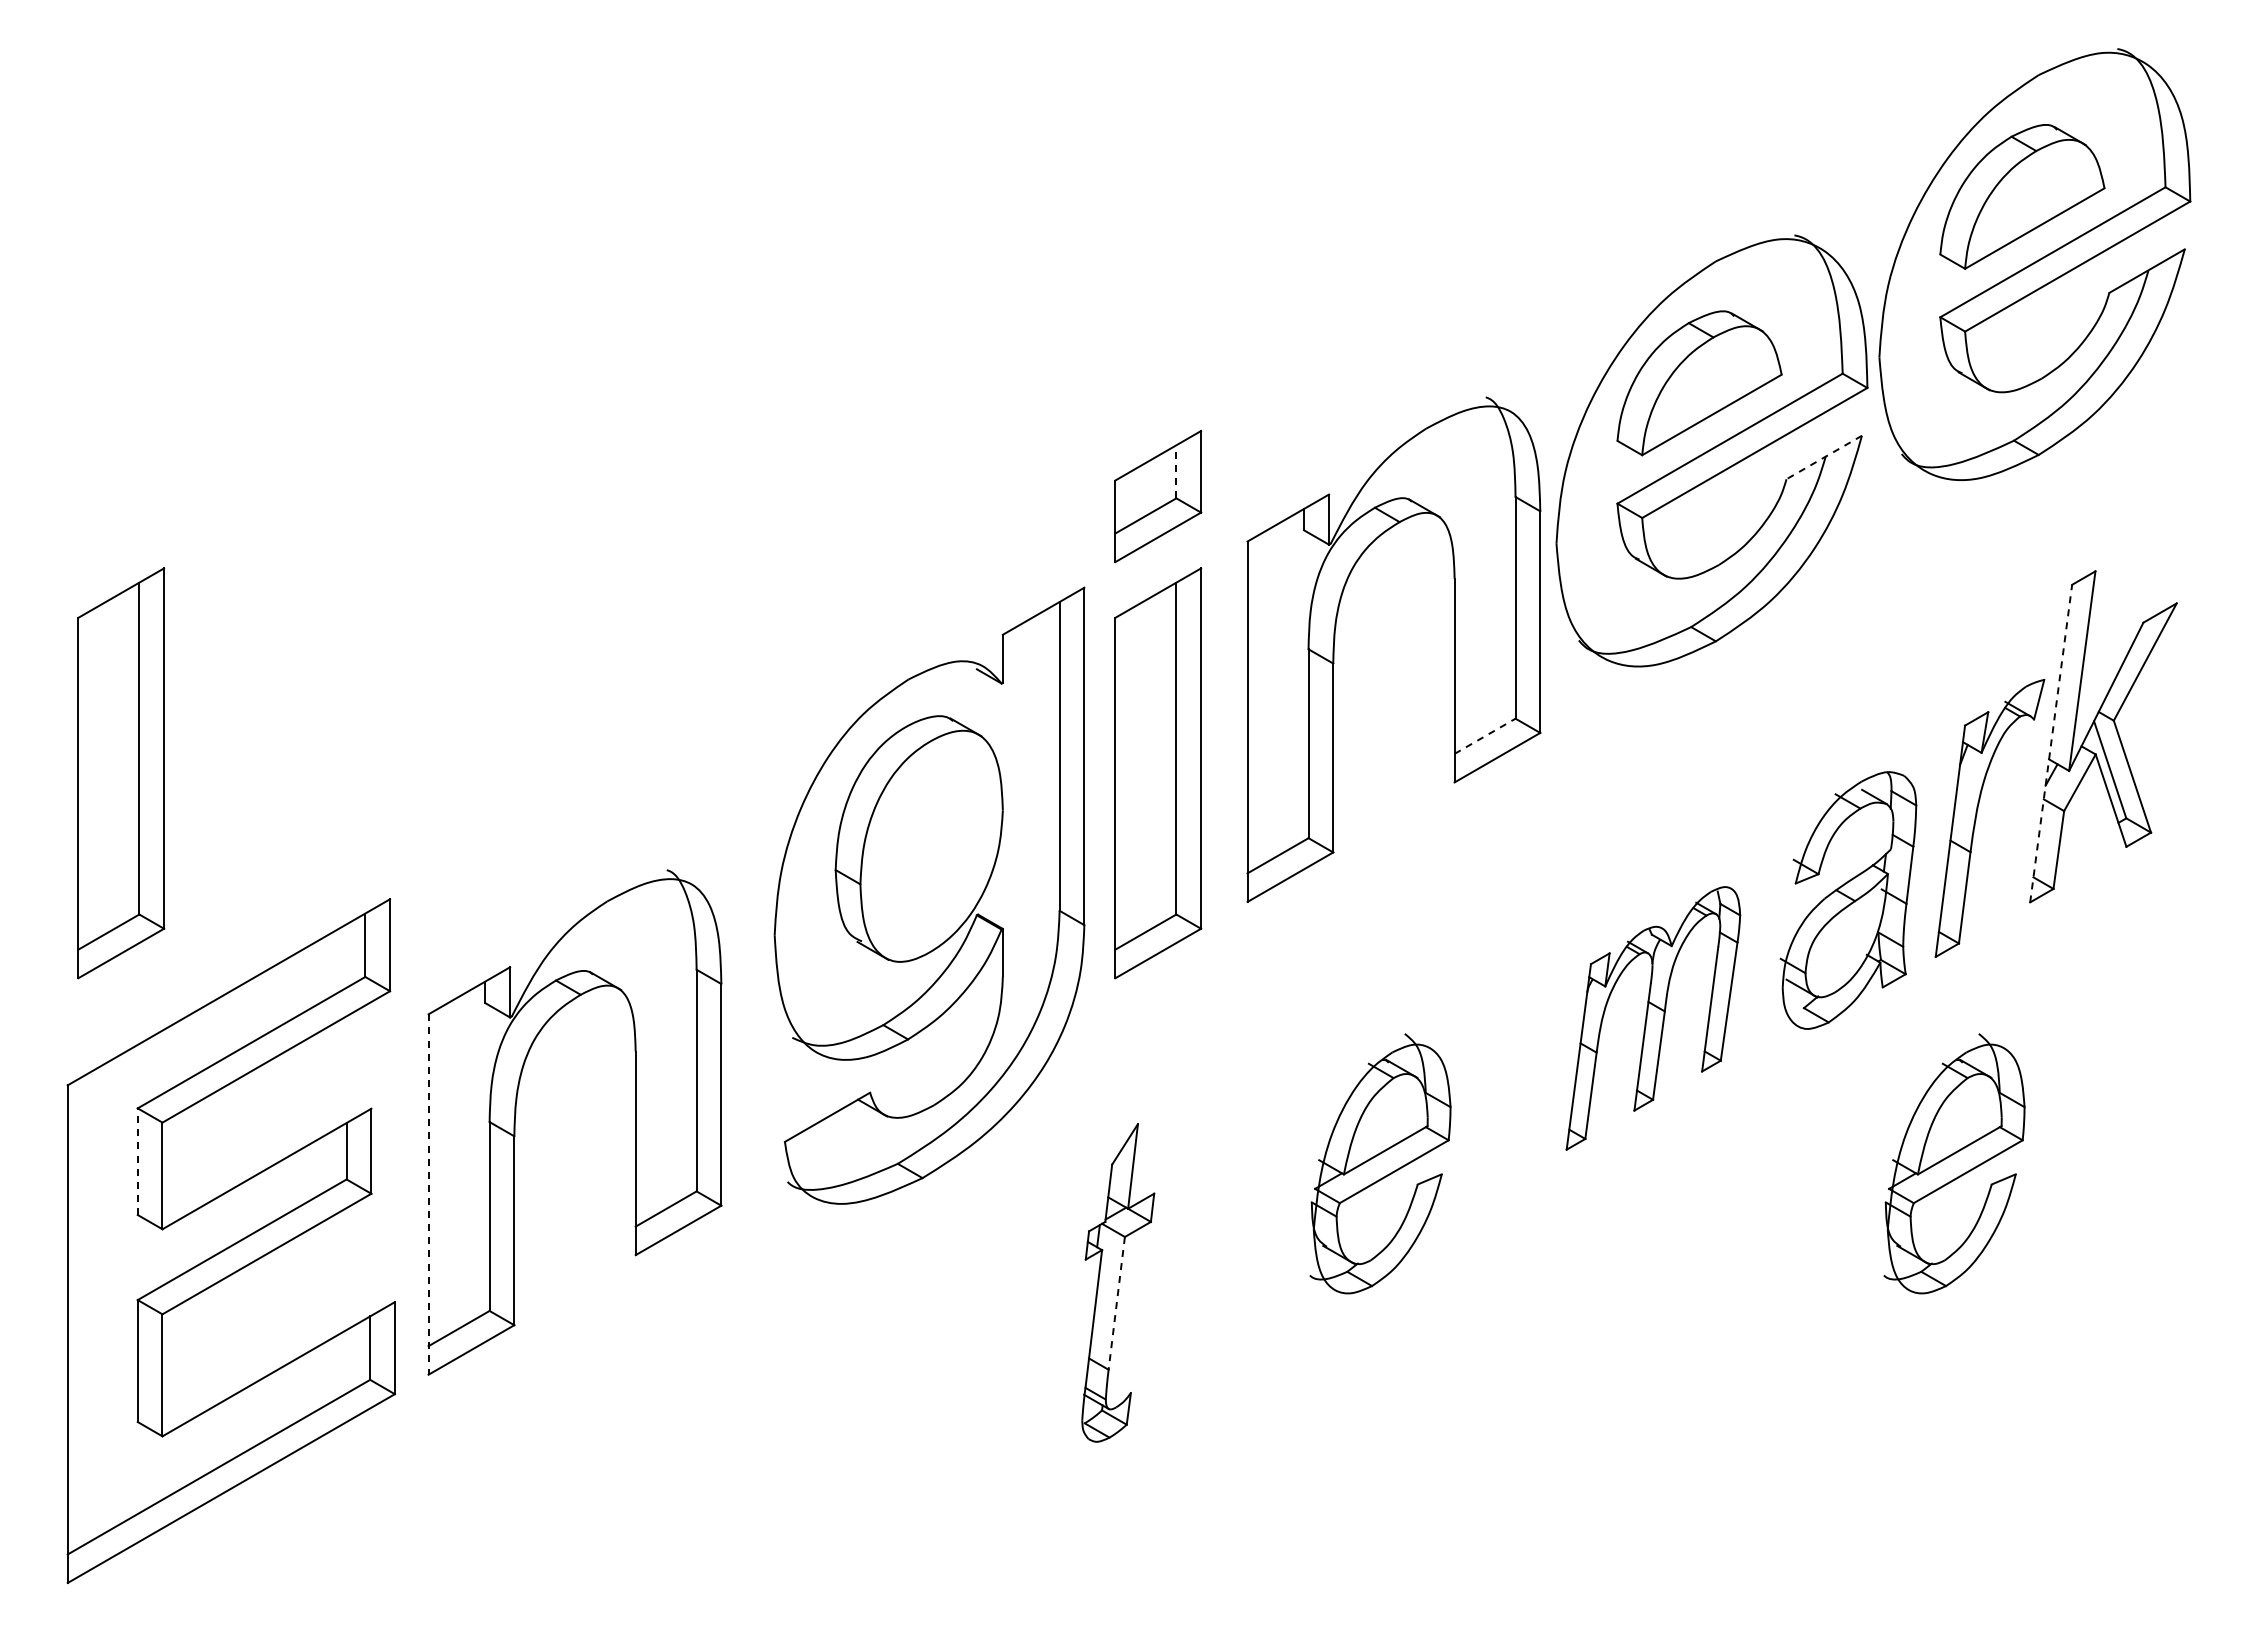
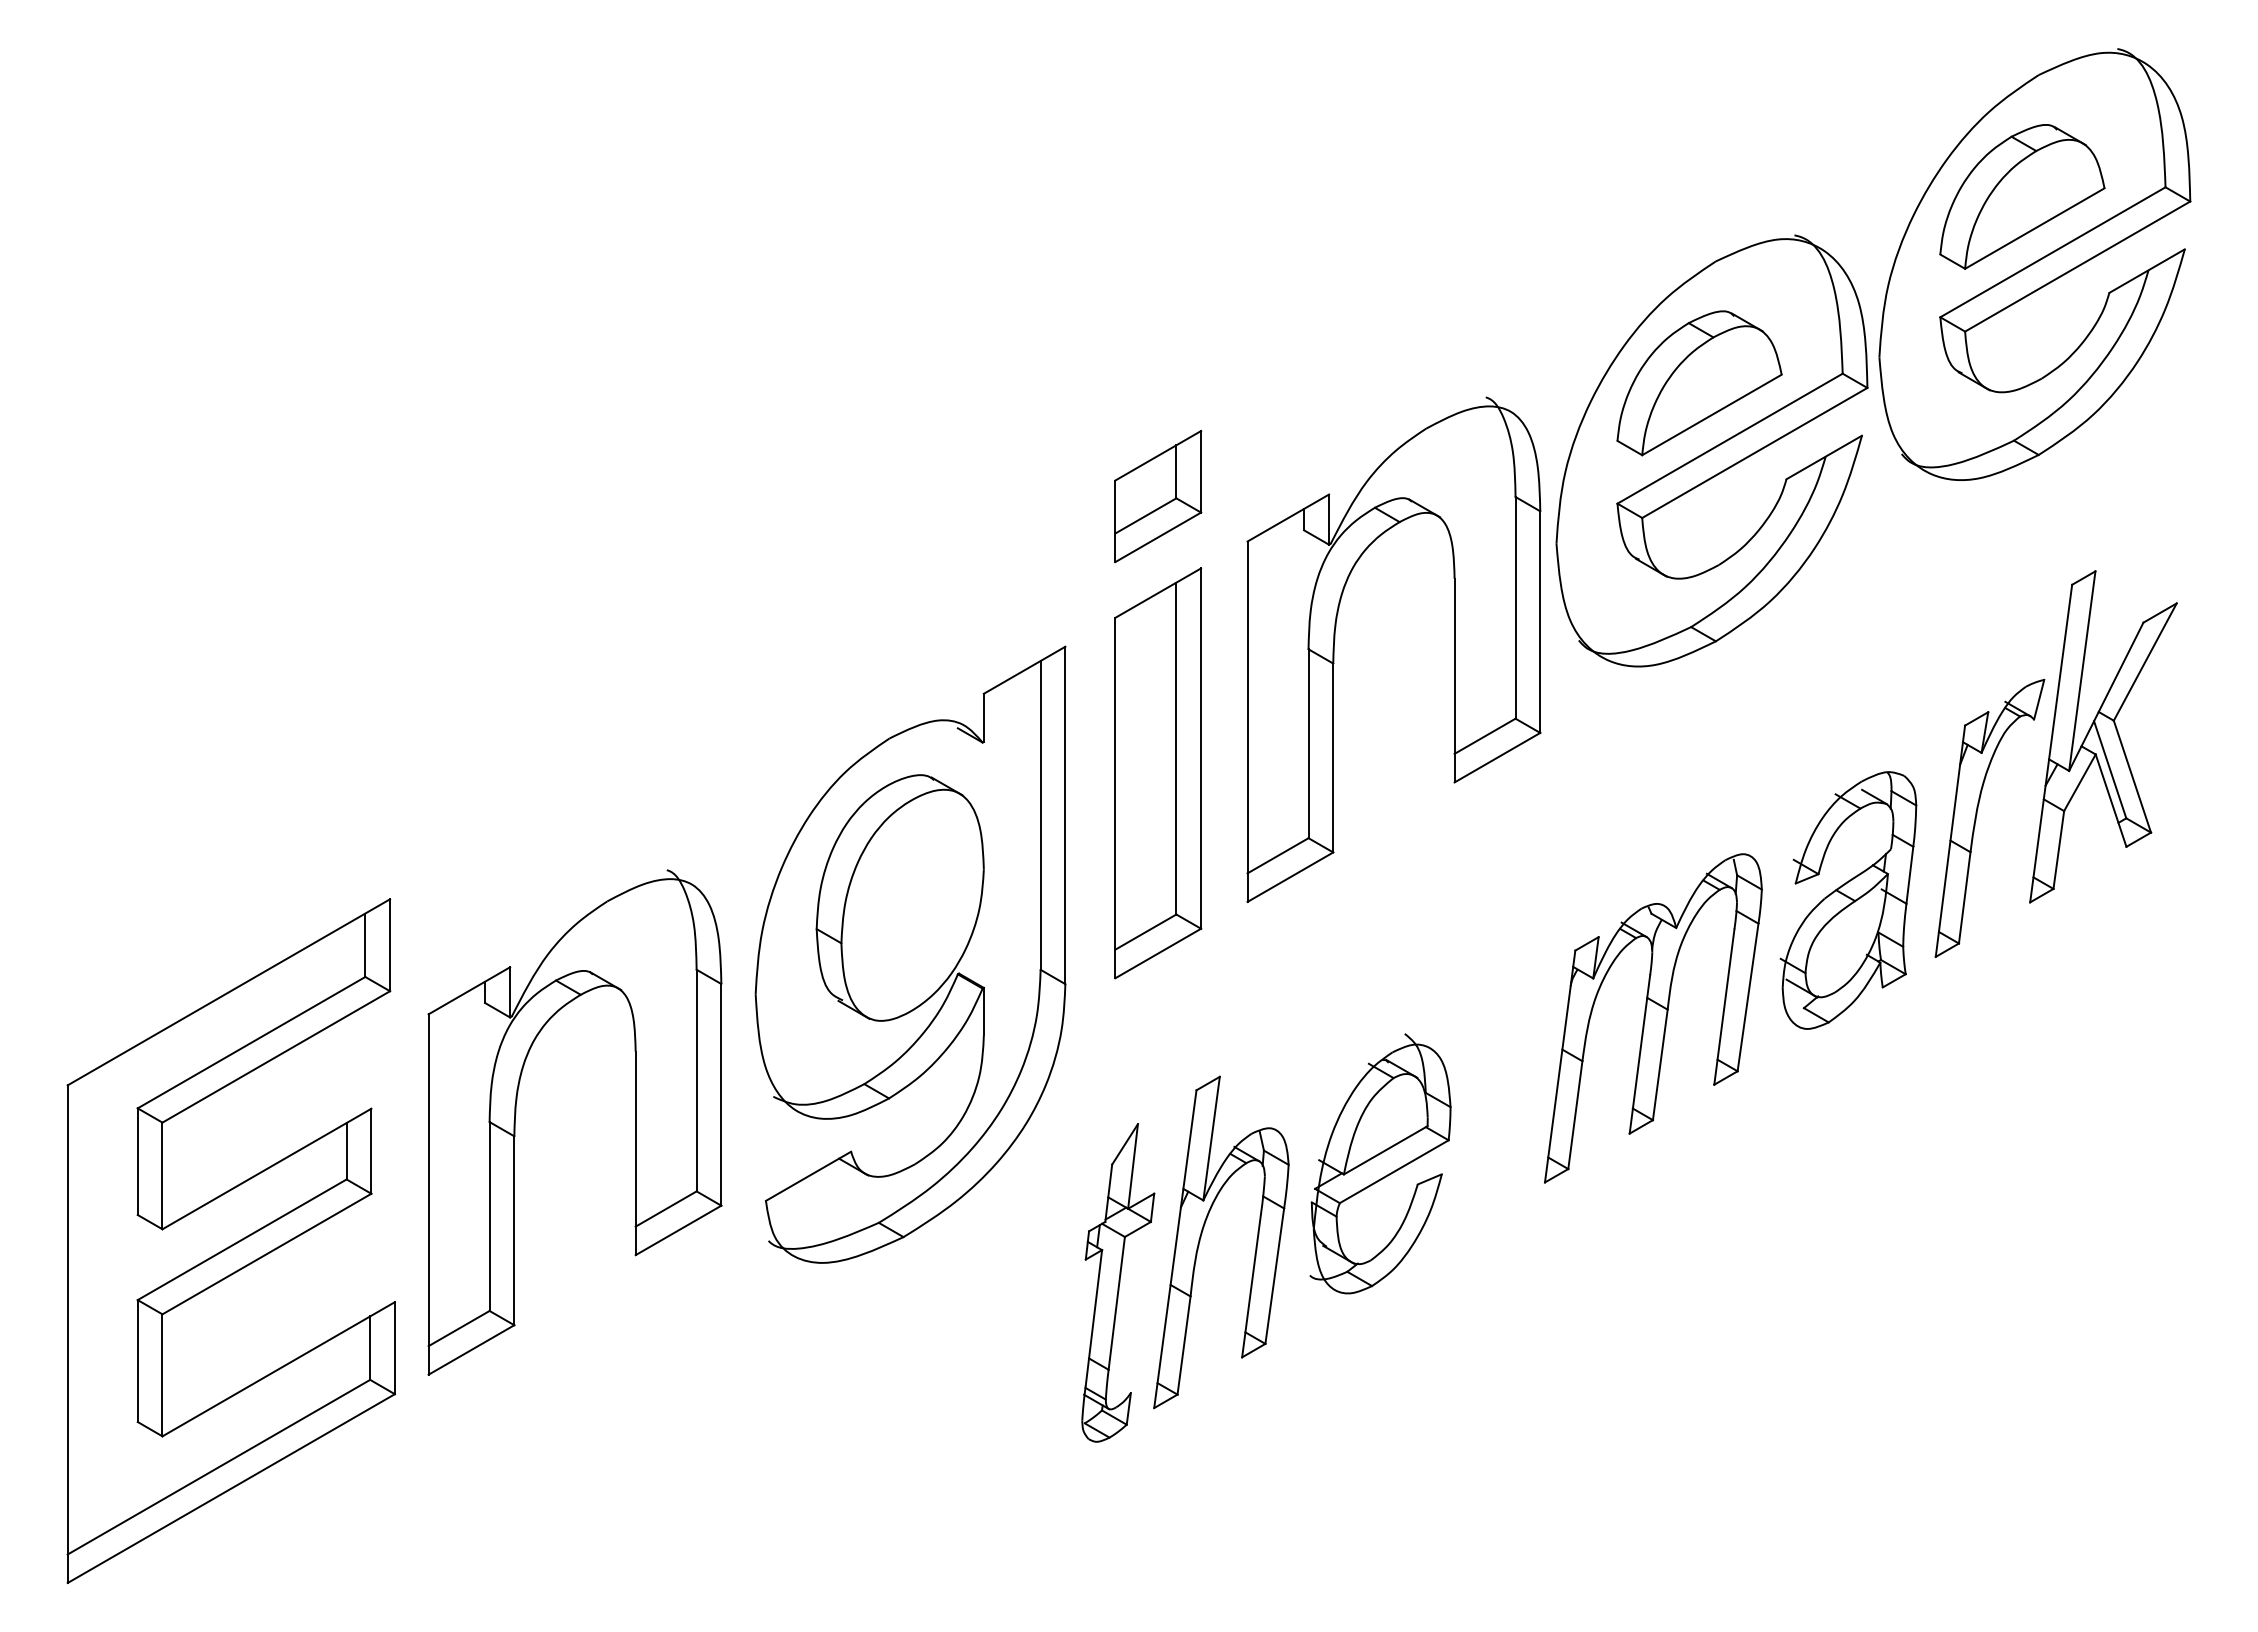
line: dashed -> solid (1824, 457)
line: dashed -> solid (1176, 471)
line: dashed -> solid (1485, 736)
line: dashed -> solid (2051, 743)
part: present -> none (121, 773)
part position: (929, 895) -> (910, 954) (910, 954)
part size: 177x265 px -> 219x331 px (1653, 1018)
line: dashed -> solid (137, 1161)
part: present -> none (1954, 1163)
line: dashed -> solid (428, 1195)
part: none -> present (1202, 1234)
line: dashed -> solid (1116, 1303)
